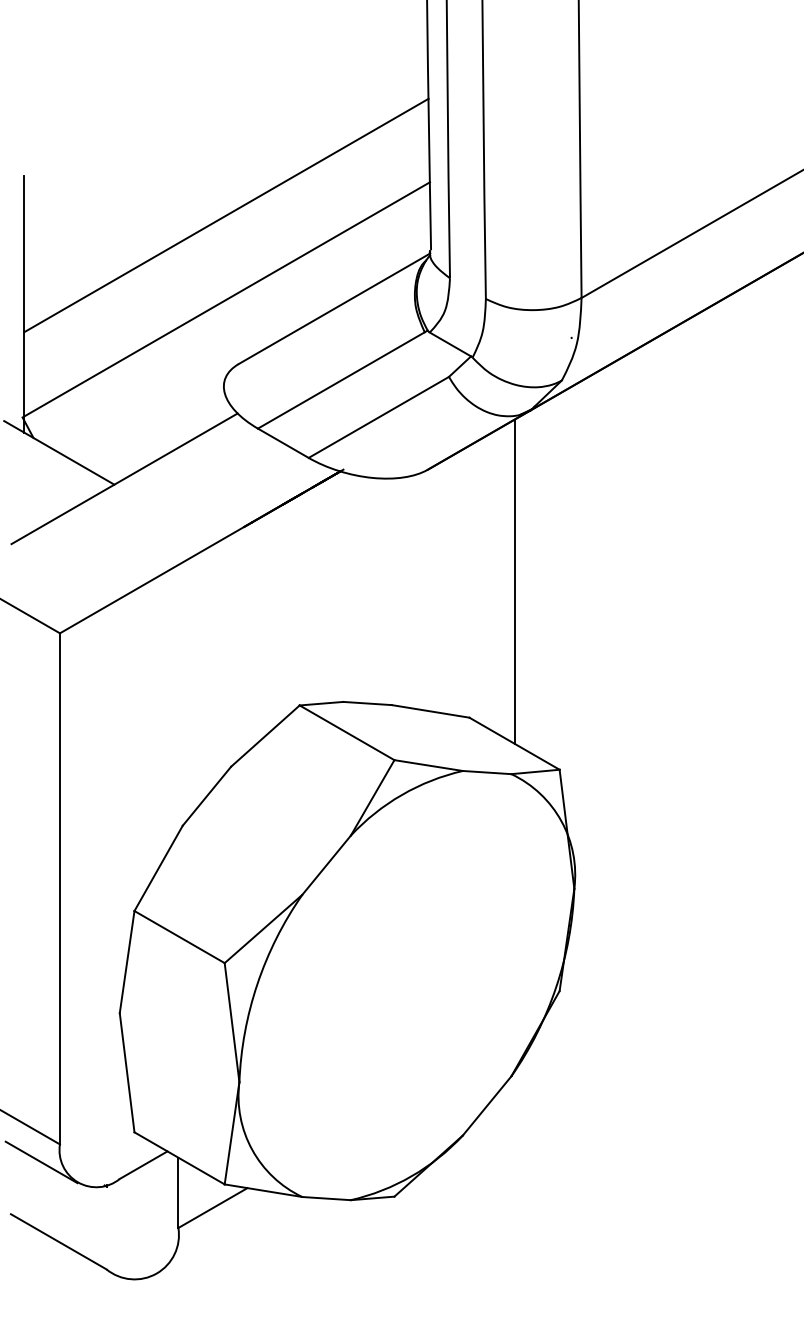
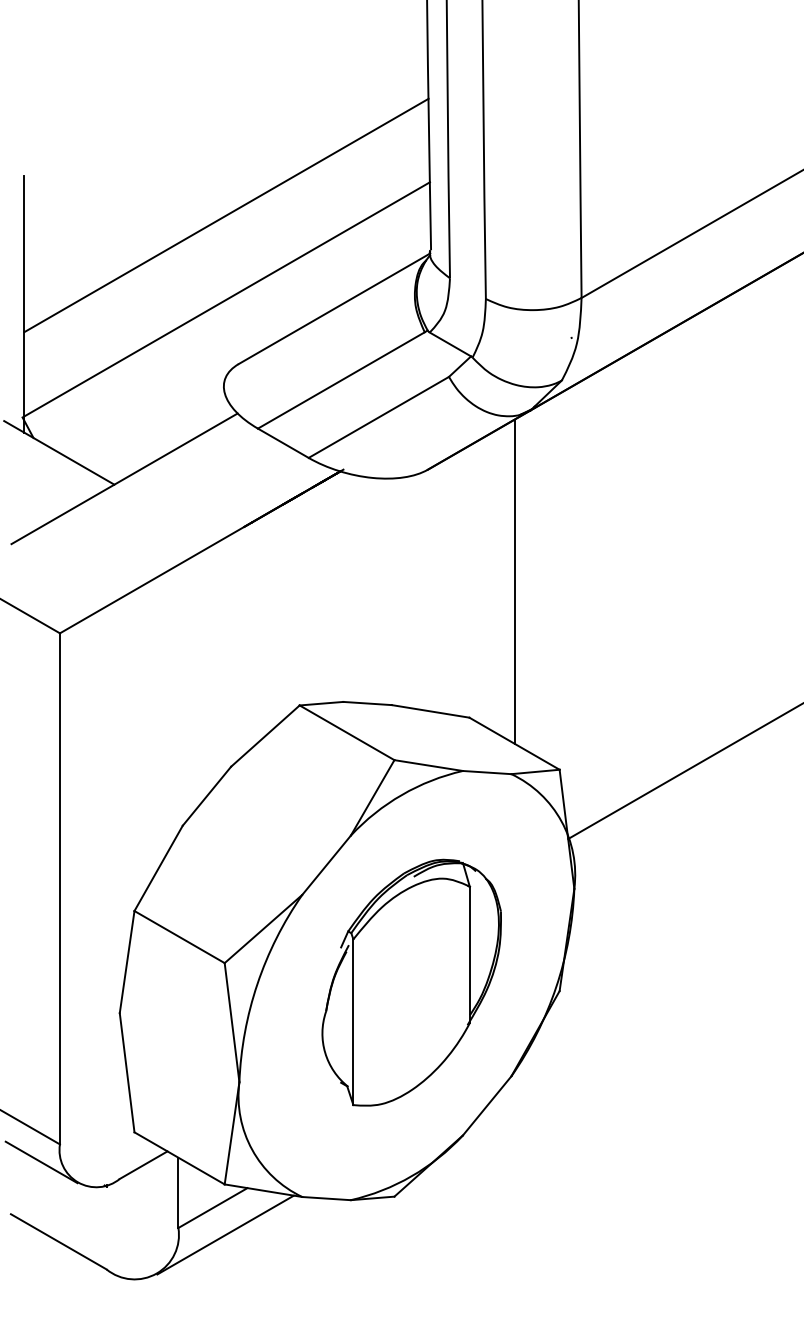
line: none -> present (684, 772)
part: none -> present (411, 982)
line: none -> present (225, 1234)
